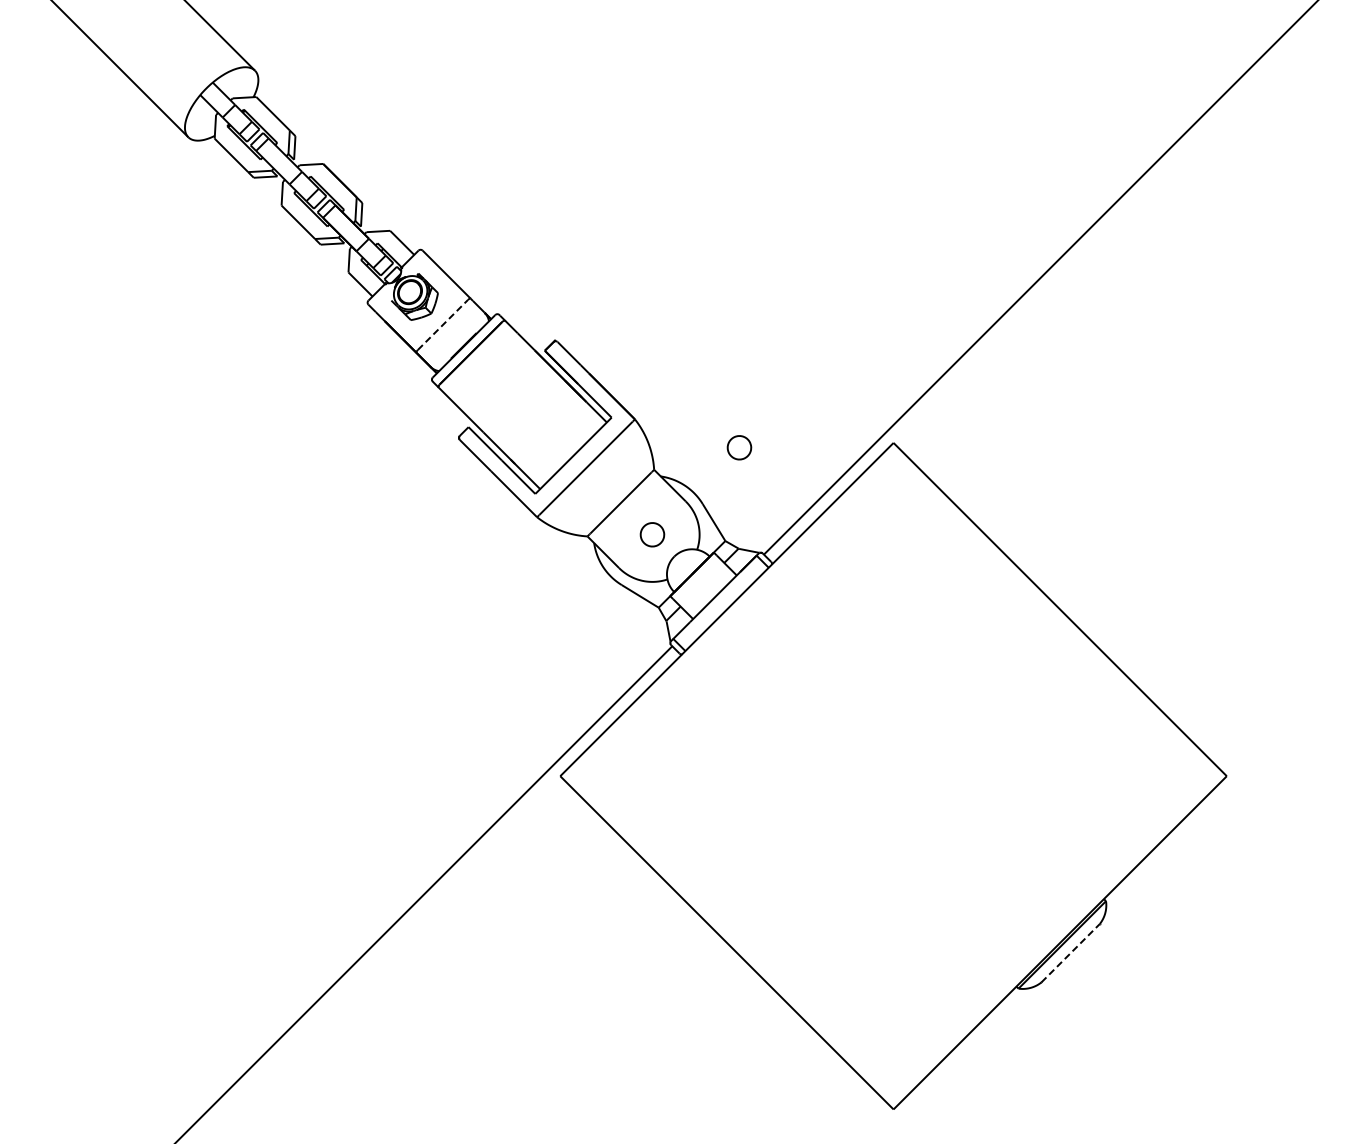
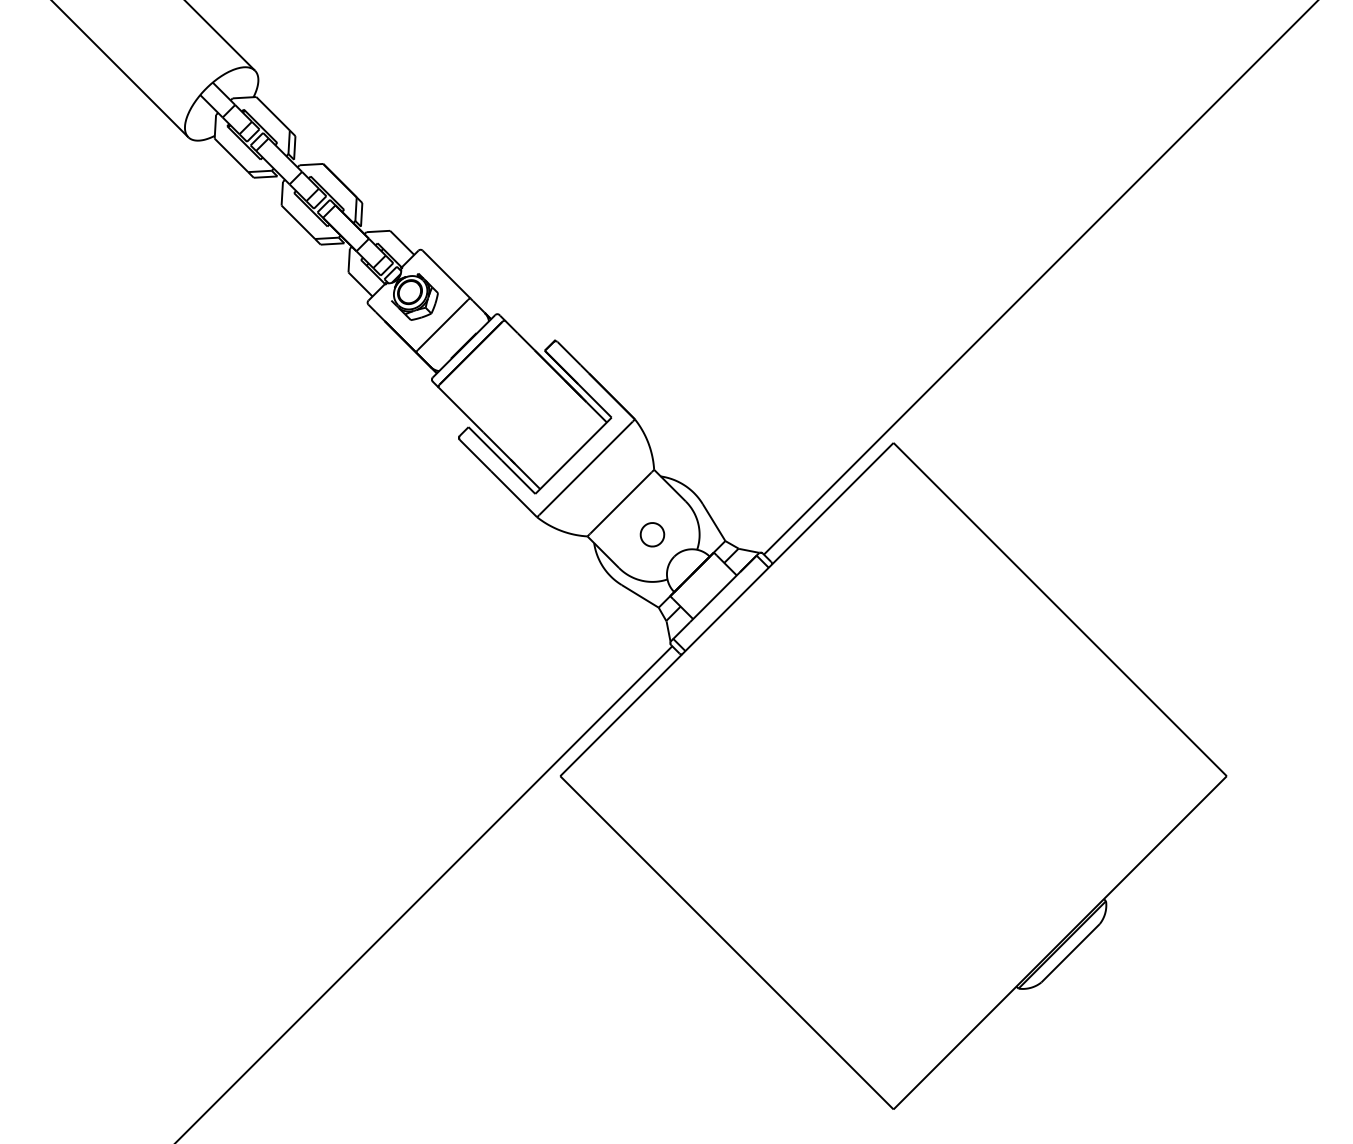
line: dashed -> solid (443, 324)
part: present -> none (739, 447)
line: dashed -> solid (1070, 952)
